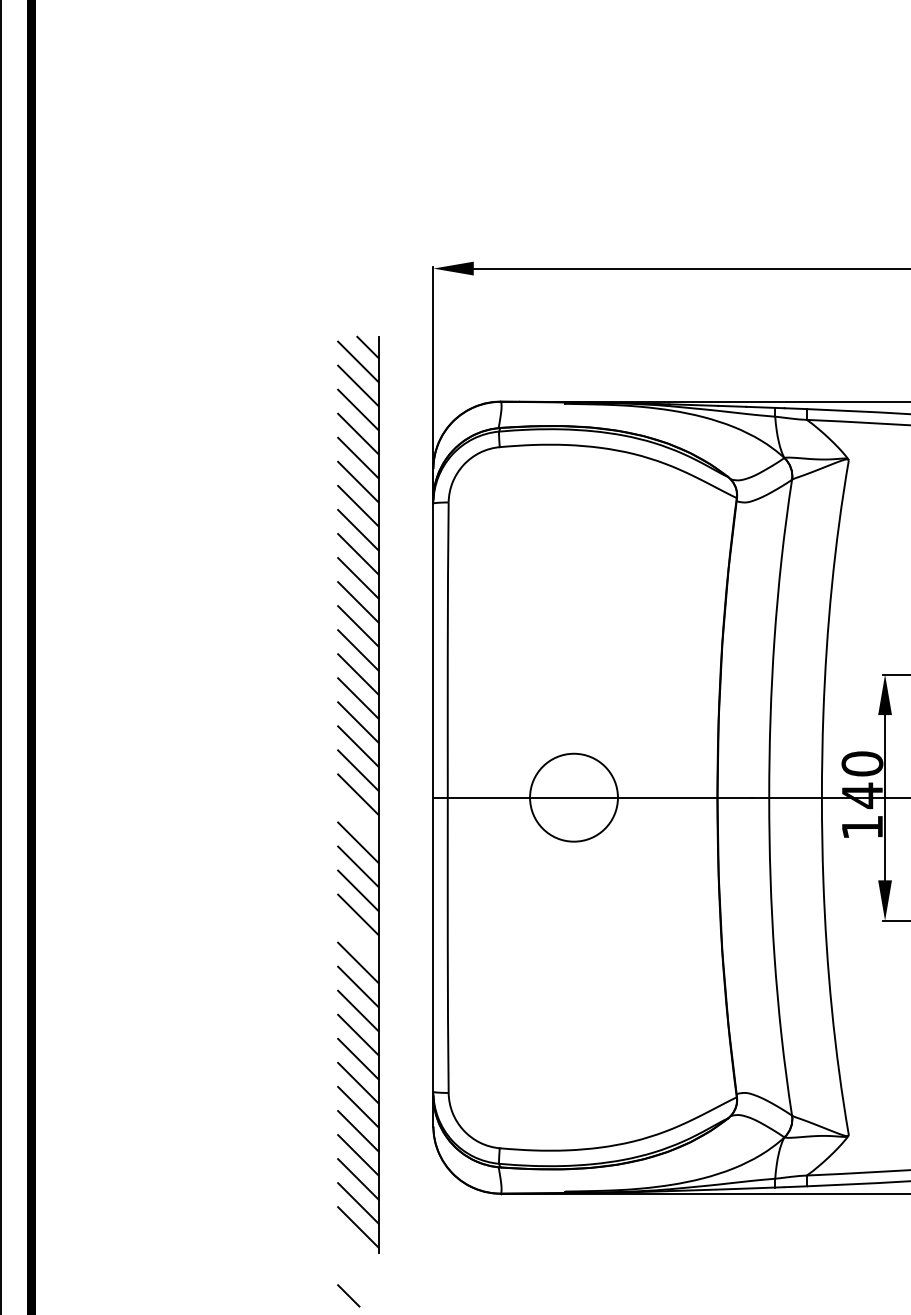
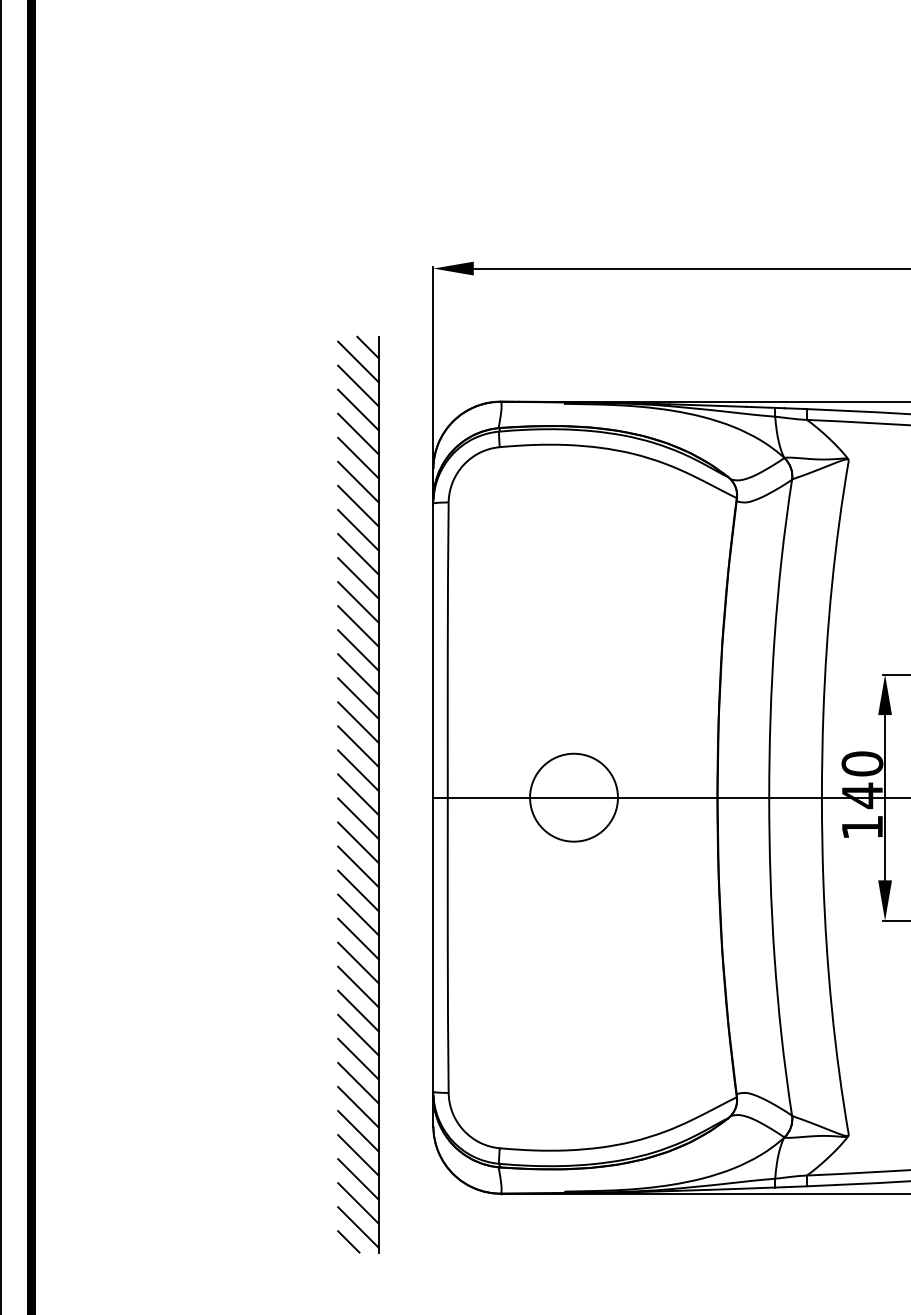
line: none -> present (358, 818)
line: none -> present (358, 938)
line position: (348, 1295) -> (348, 1241) (348, 1241)
